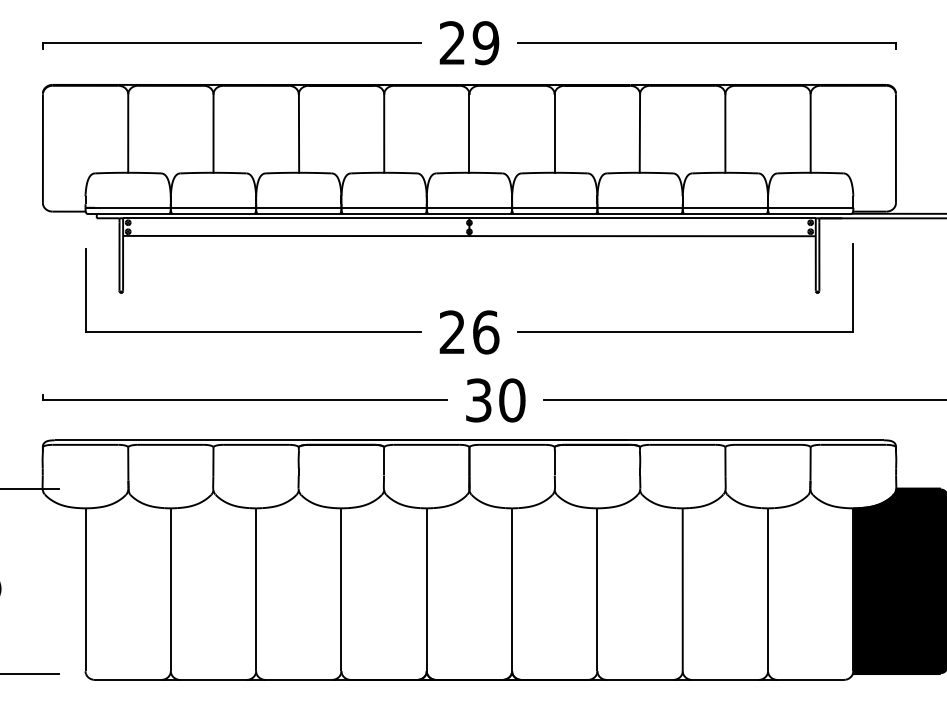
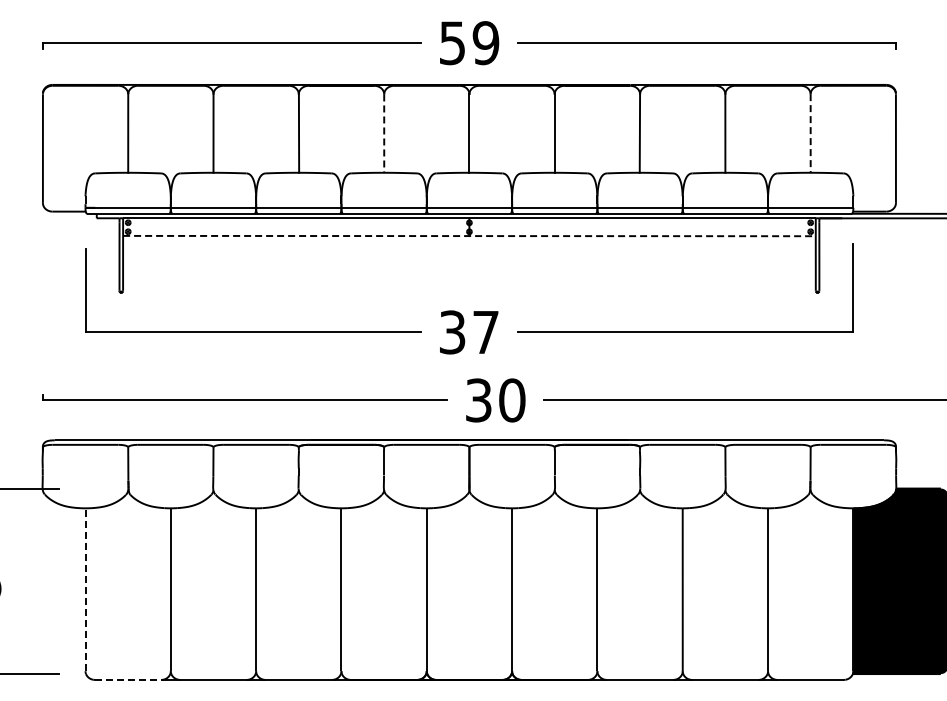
text: 29 -> 59 (451, 43)
line: solid -> dashed (810, 133)
line: solid -> dashed (384, 134)
line: solid -> dashed (469, 236)
text: 26 -> 37 (469, 332)
line: solid -> dashed (85, 589)
line: solid -> dashed (128, 679)
